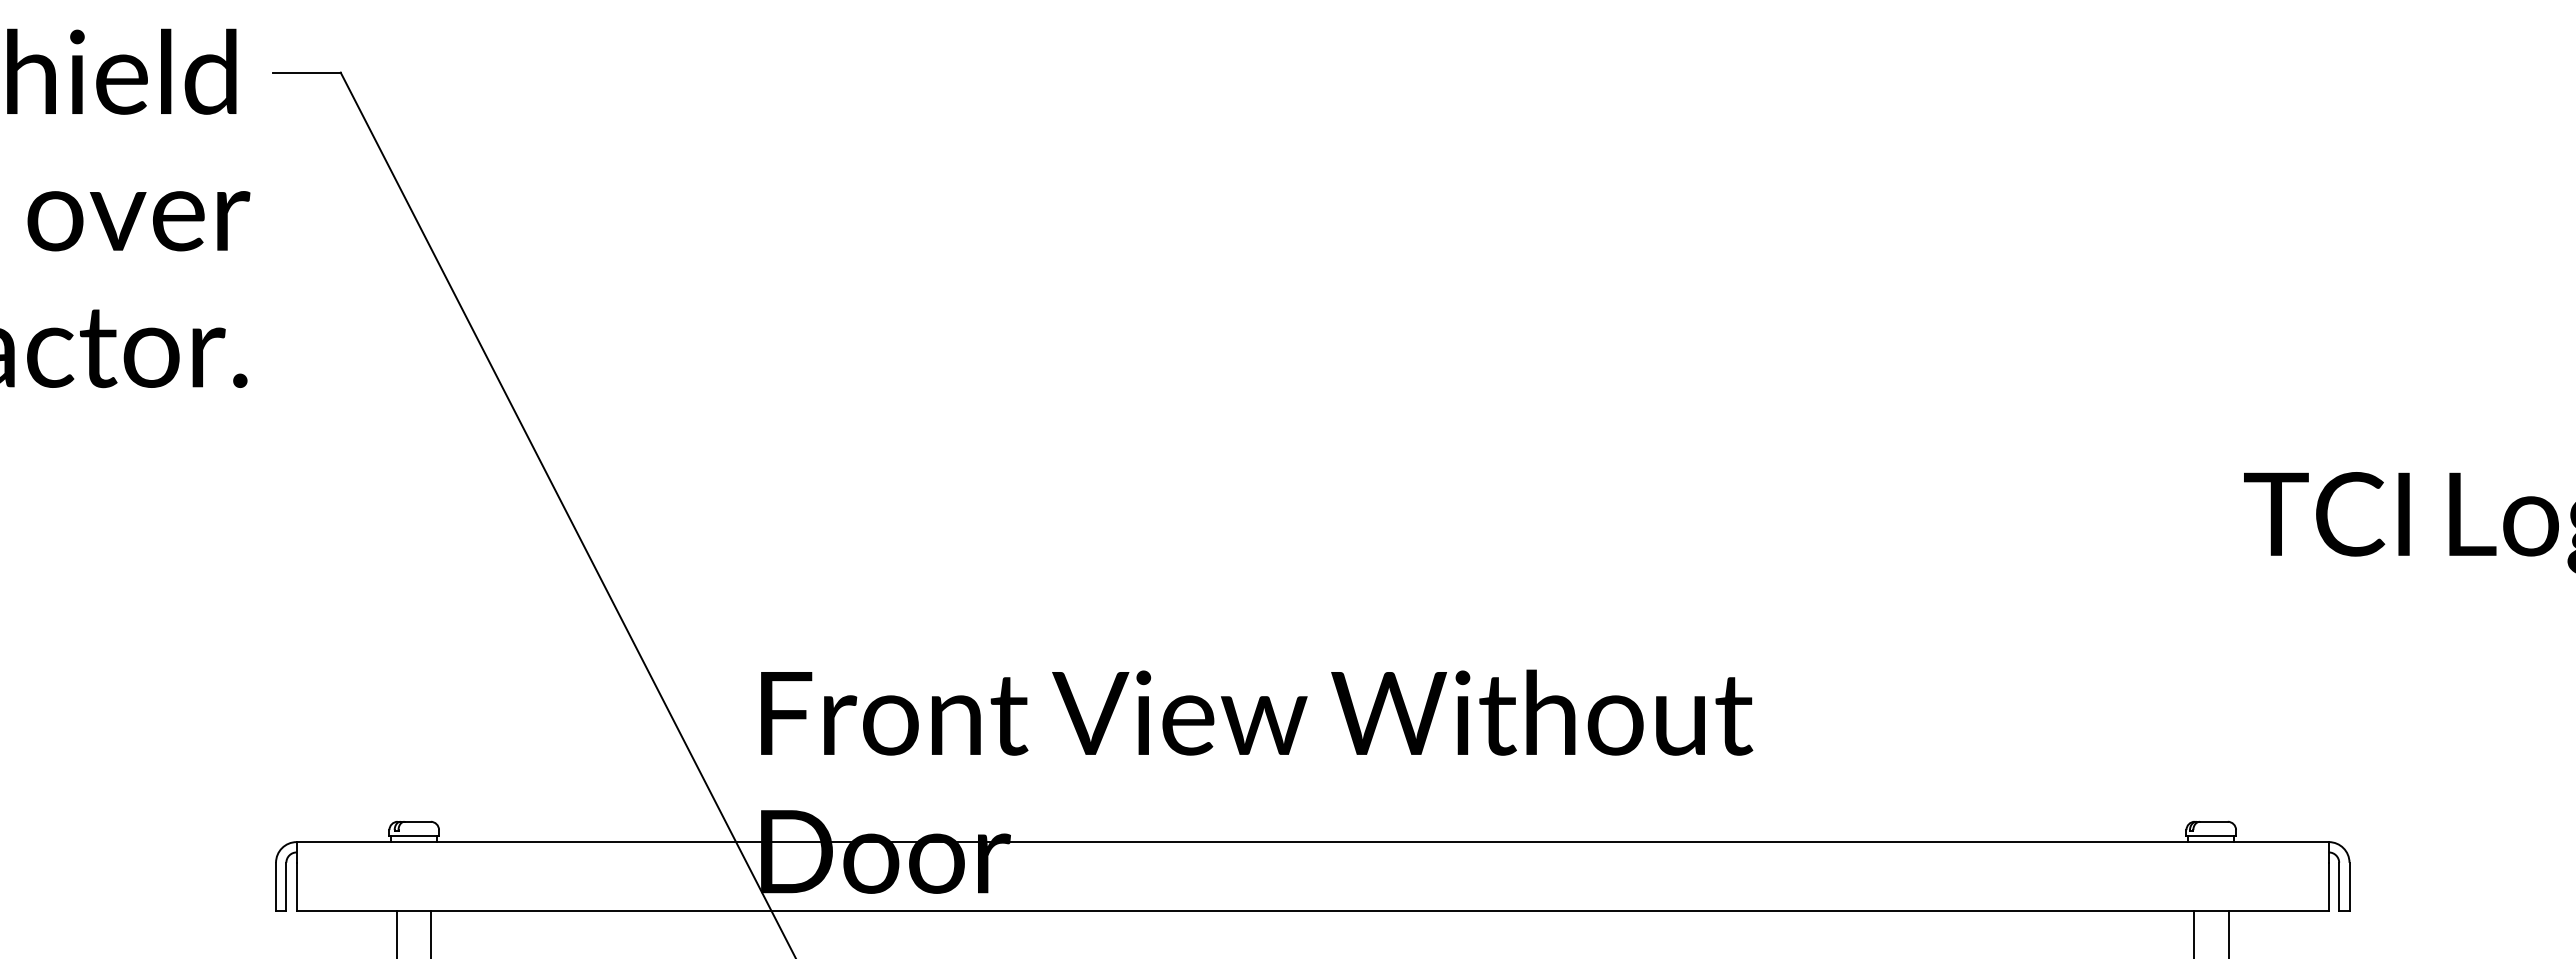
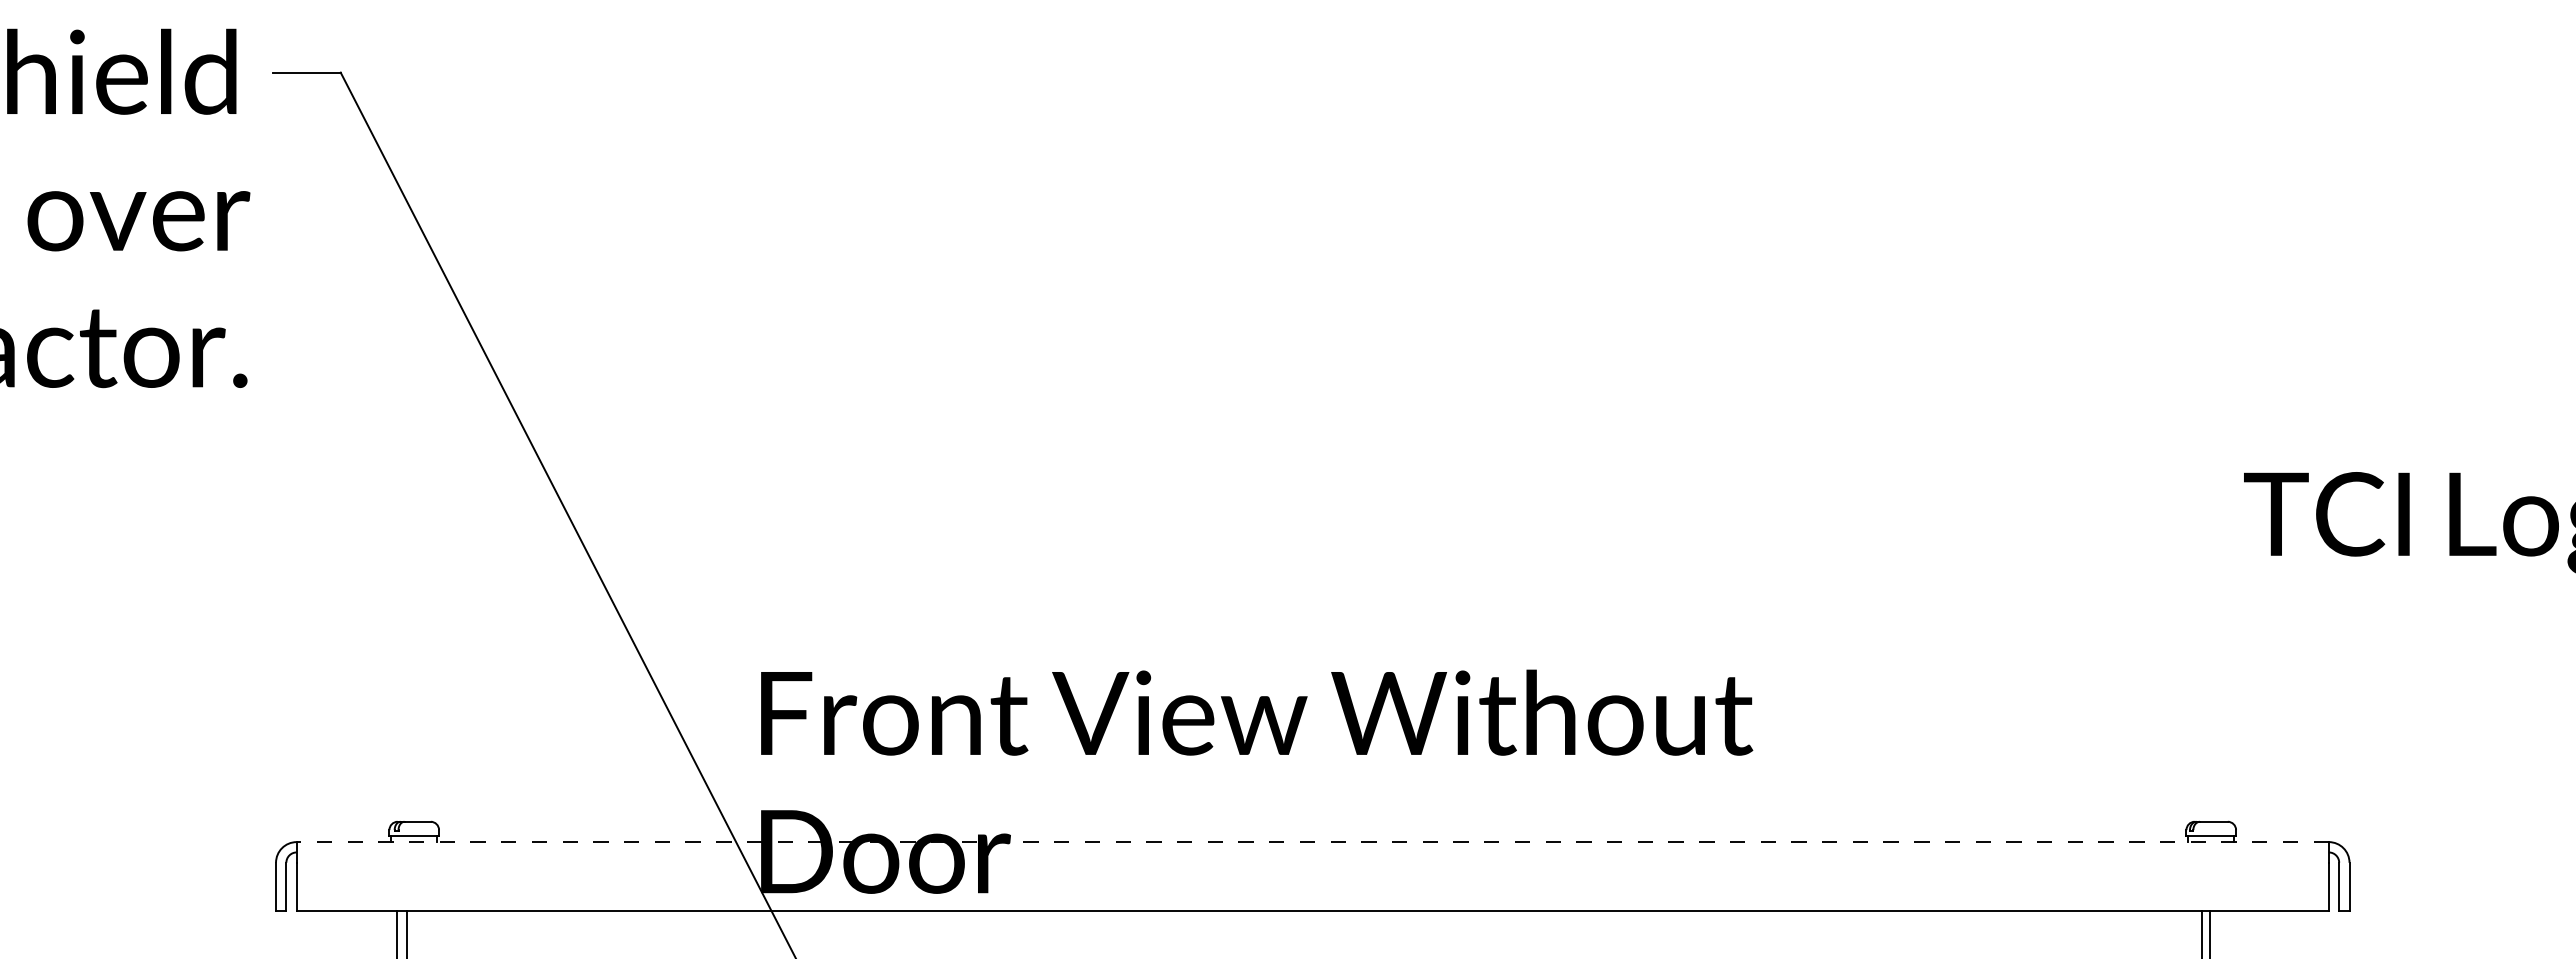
line: solid -> dashed (1312, 842)
line position: (431, 933) -> (407, 933) (407, 933)
line position: (2194, 933) -> (2210, 933) (2210, 933)
line position: (2228, 933) -> (2201, 933) (2201, 933)
